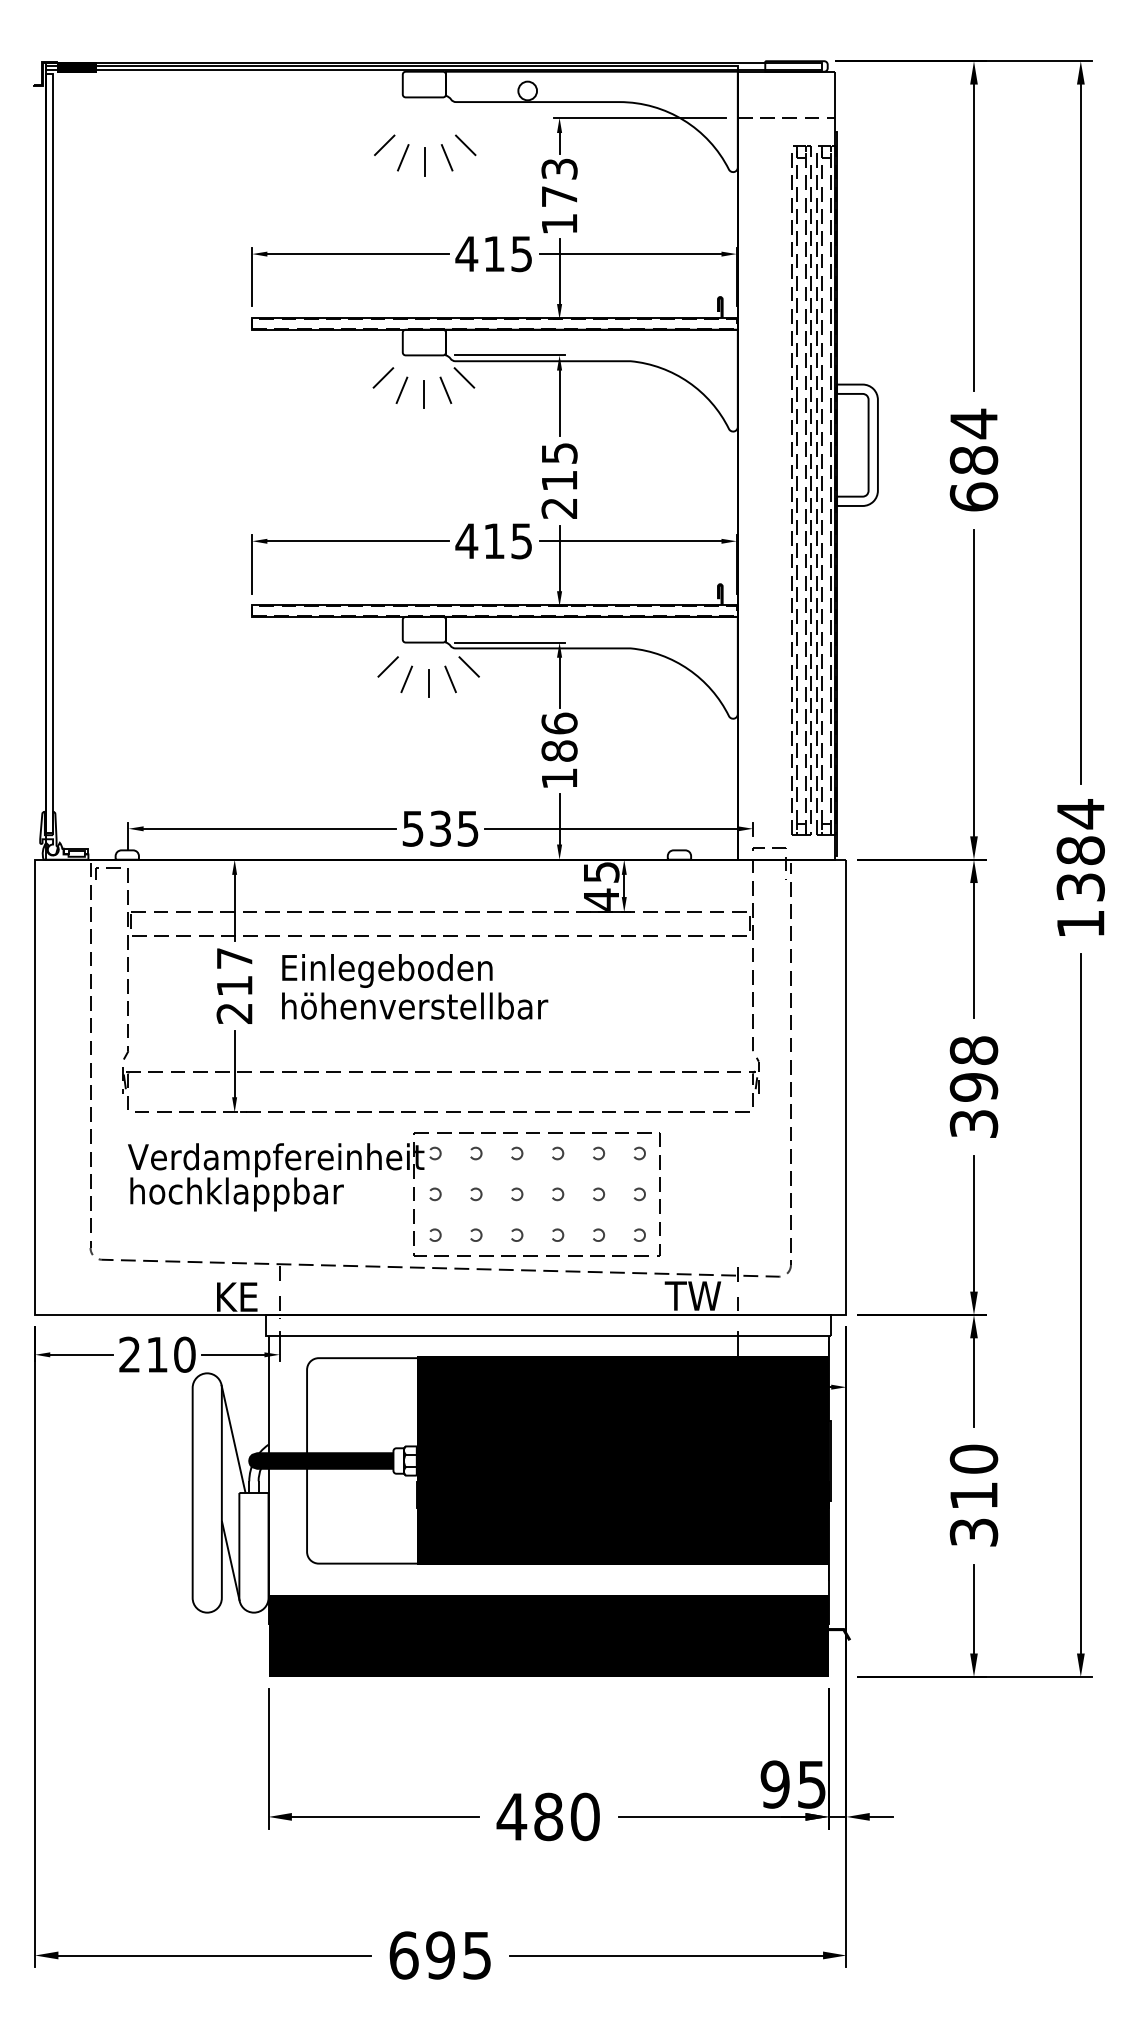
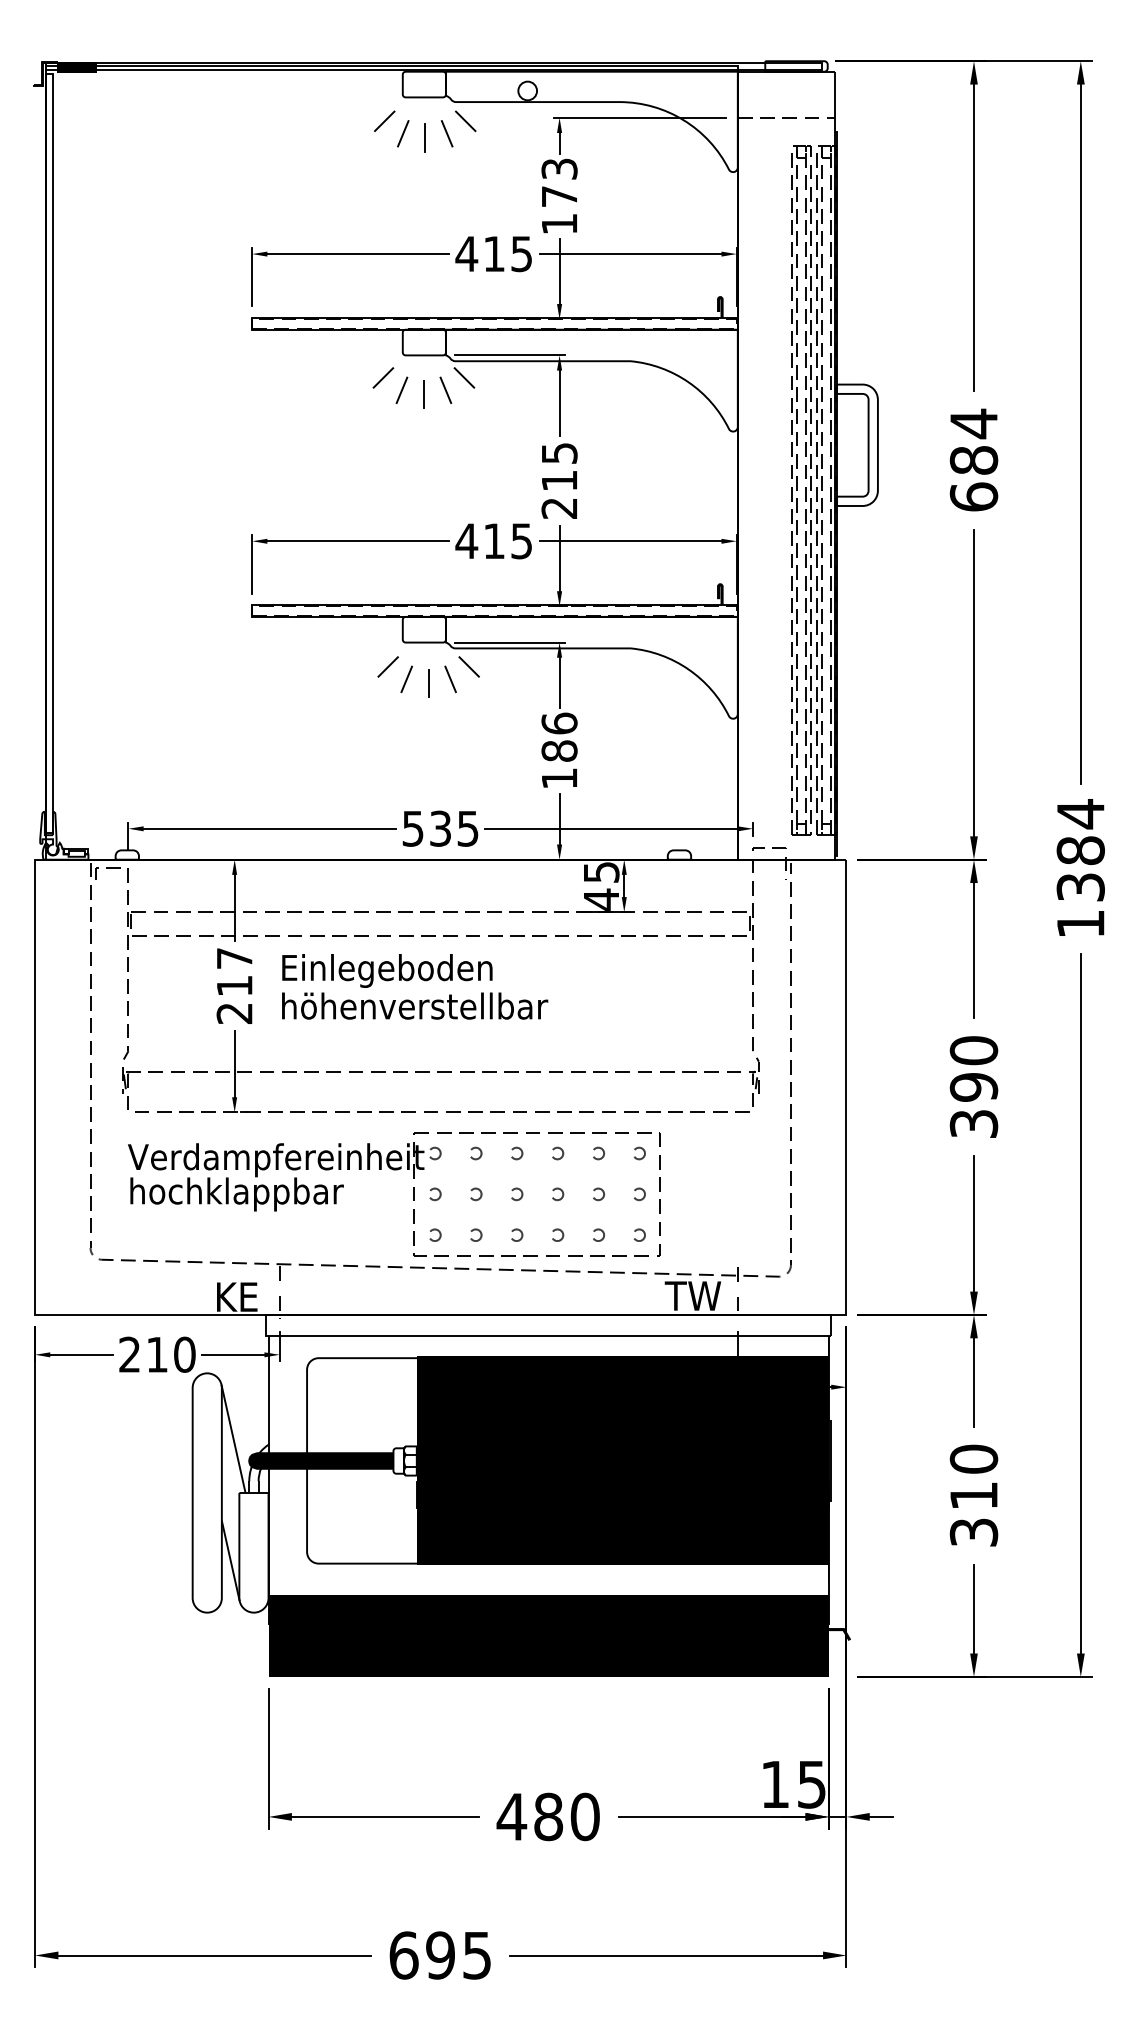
part position: (425, 155) -> (425, 131) (425, 131)
text: 398 -> 390 (973, 1050)
text: 95 -> 15 (774, 1784)
